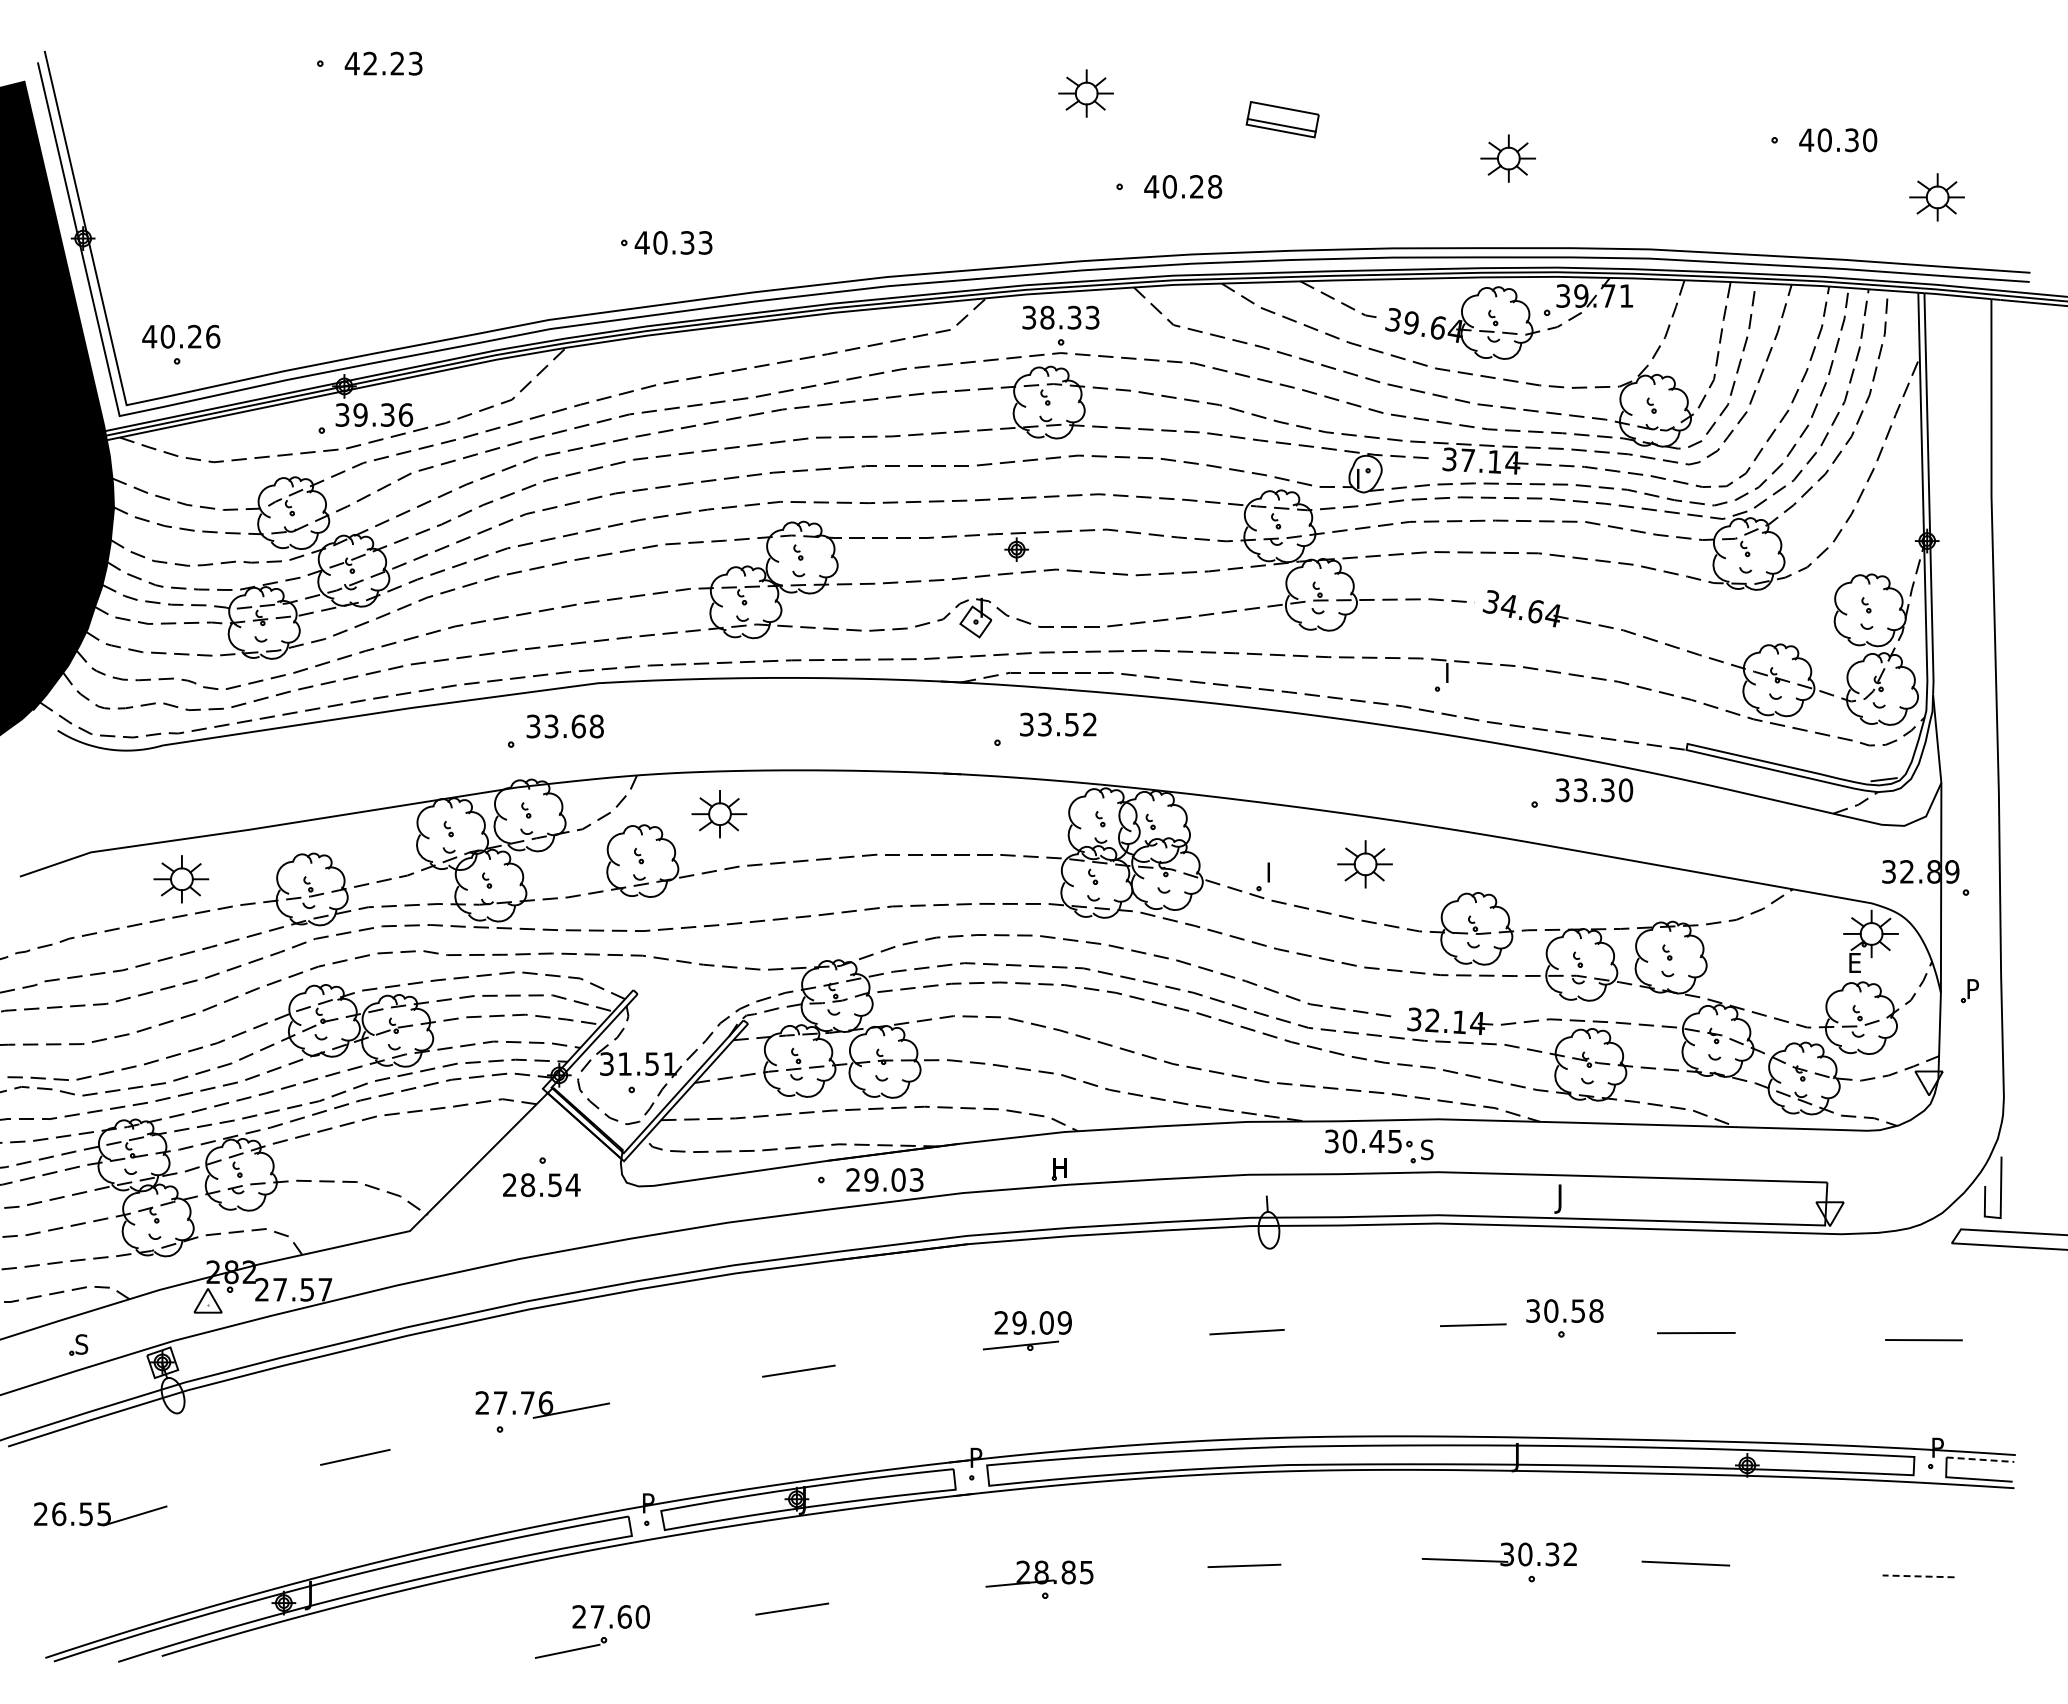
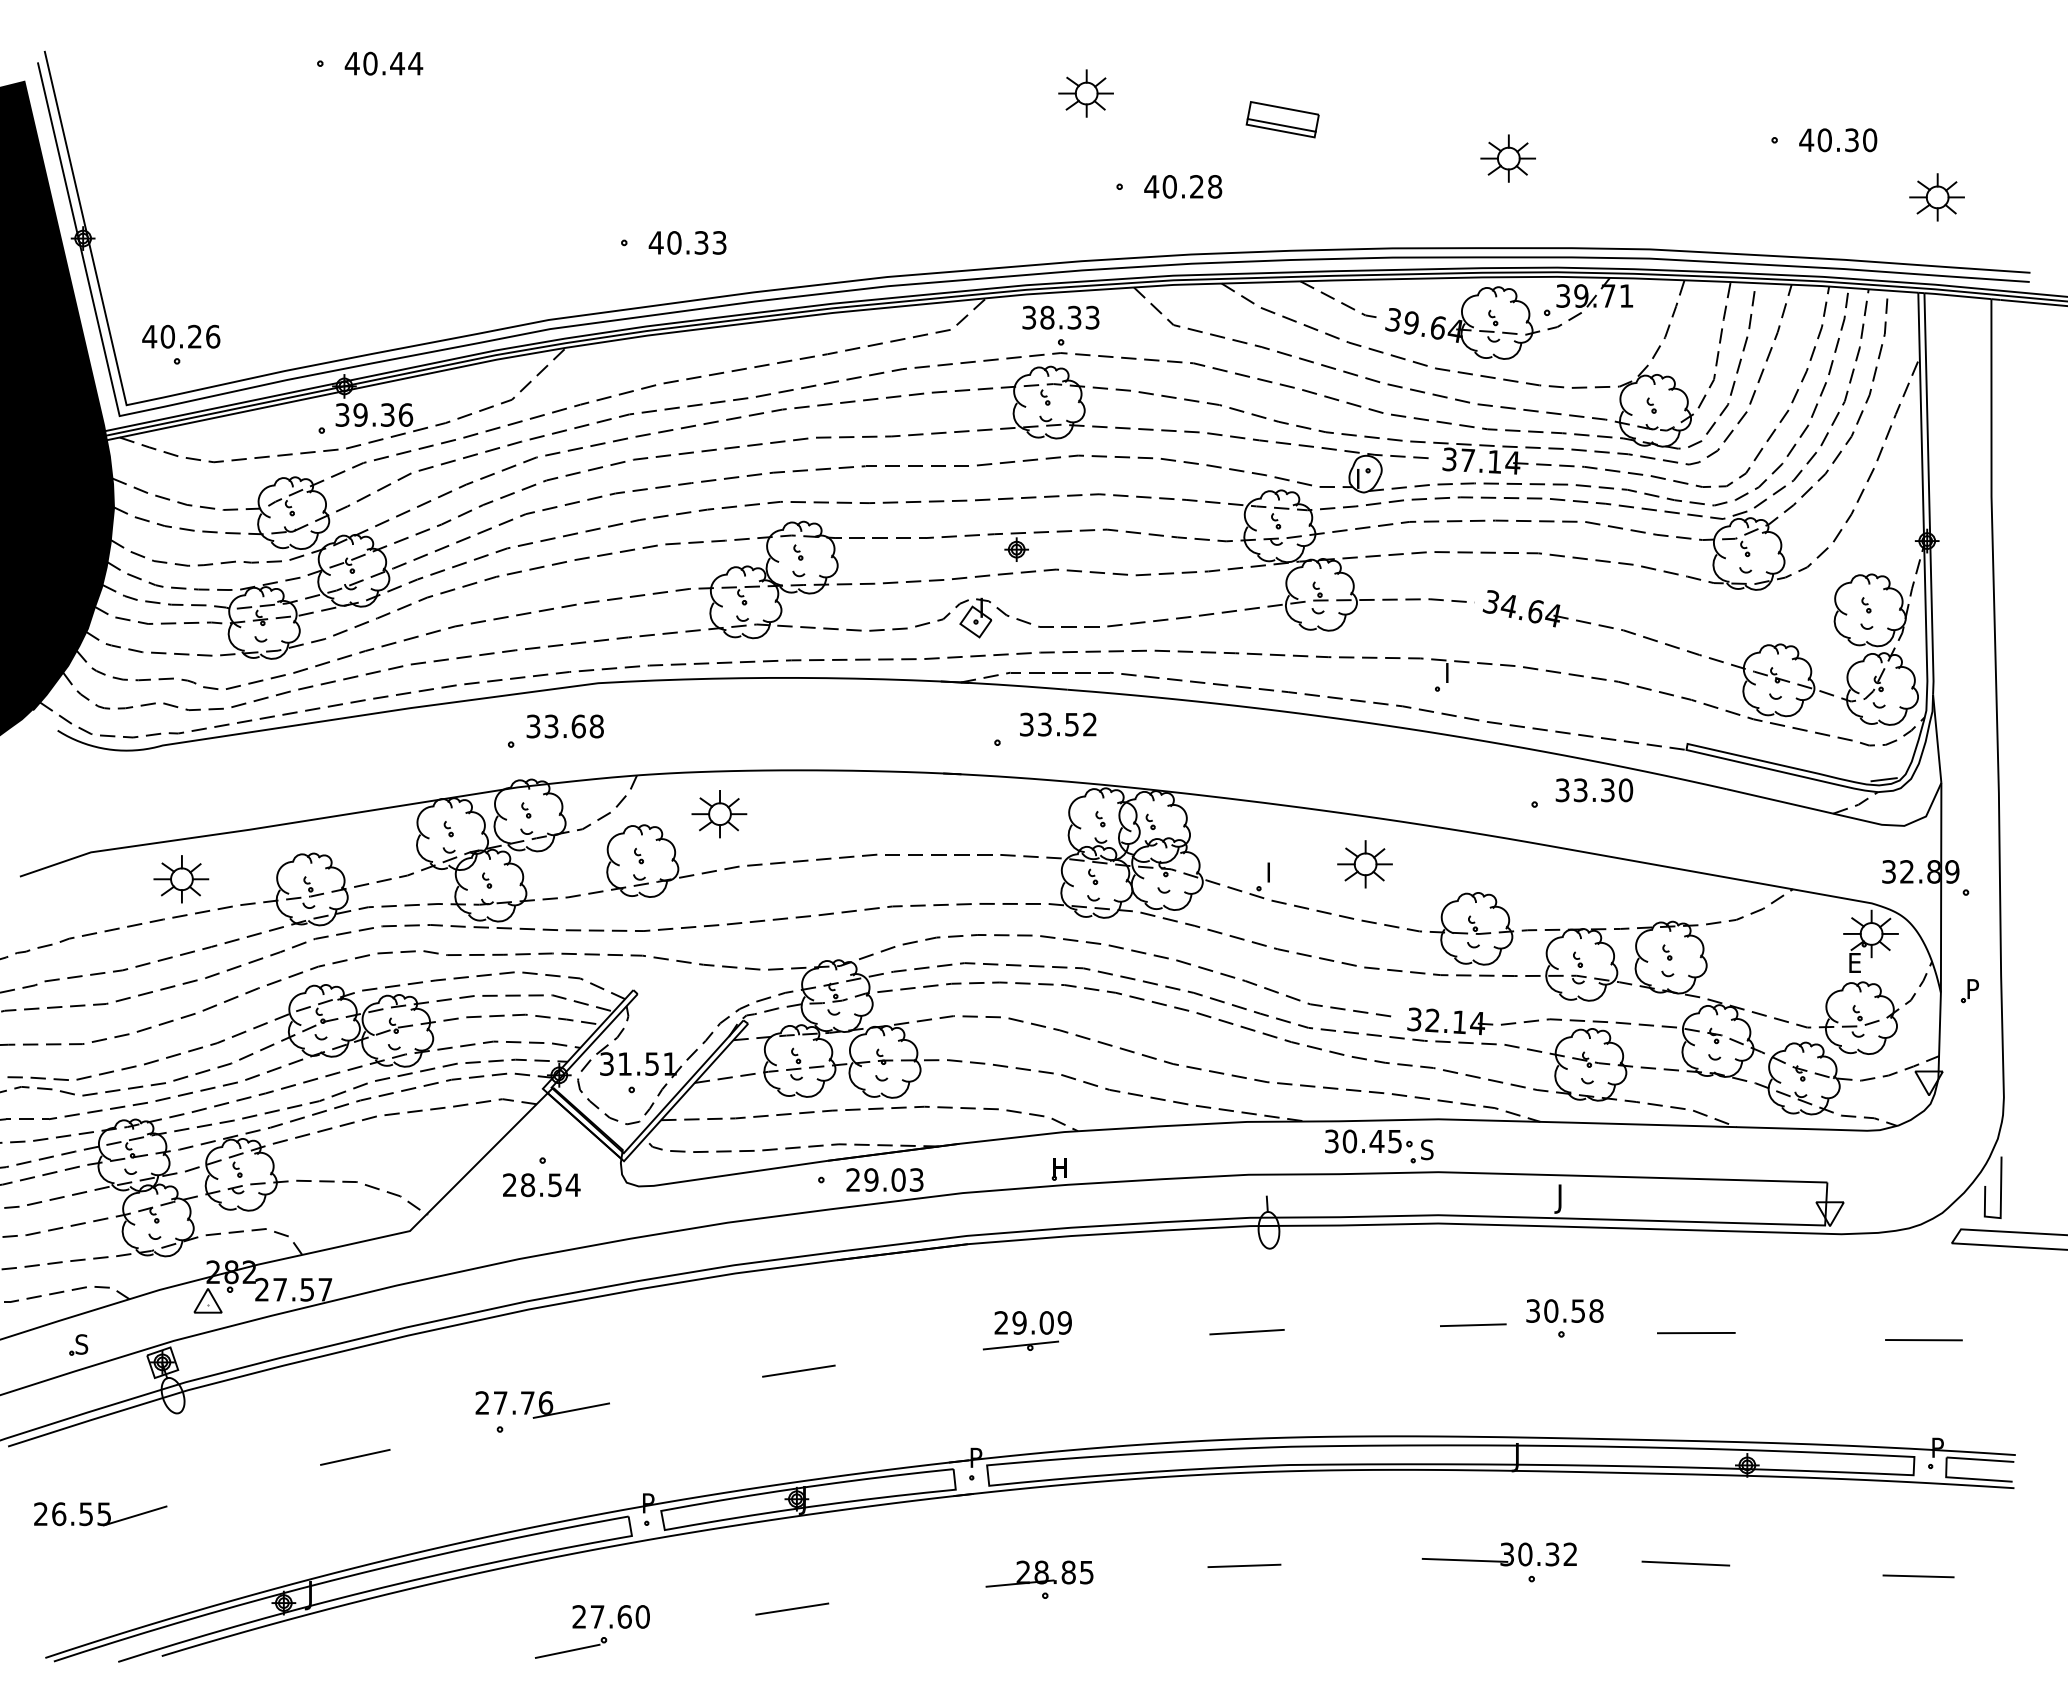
text: 42.23 -> 40.44 (393, 63)
text position: (673, 242) -> (687, 242) (687, 242)
line: dashed -> solid (1980, 1459)
line: dashed -> solid (1918, 1576)
